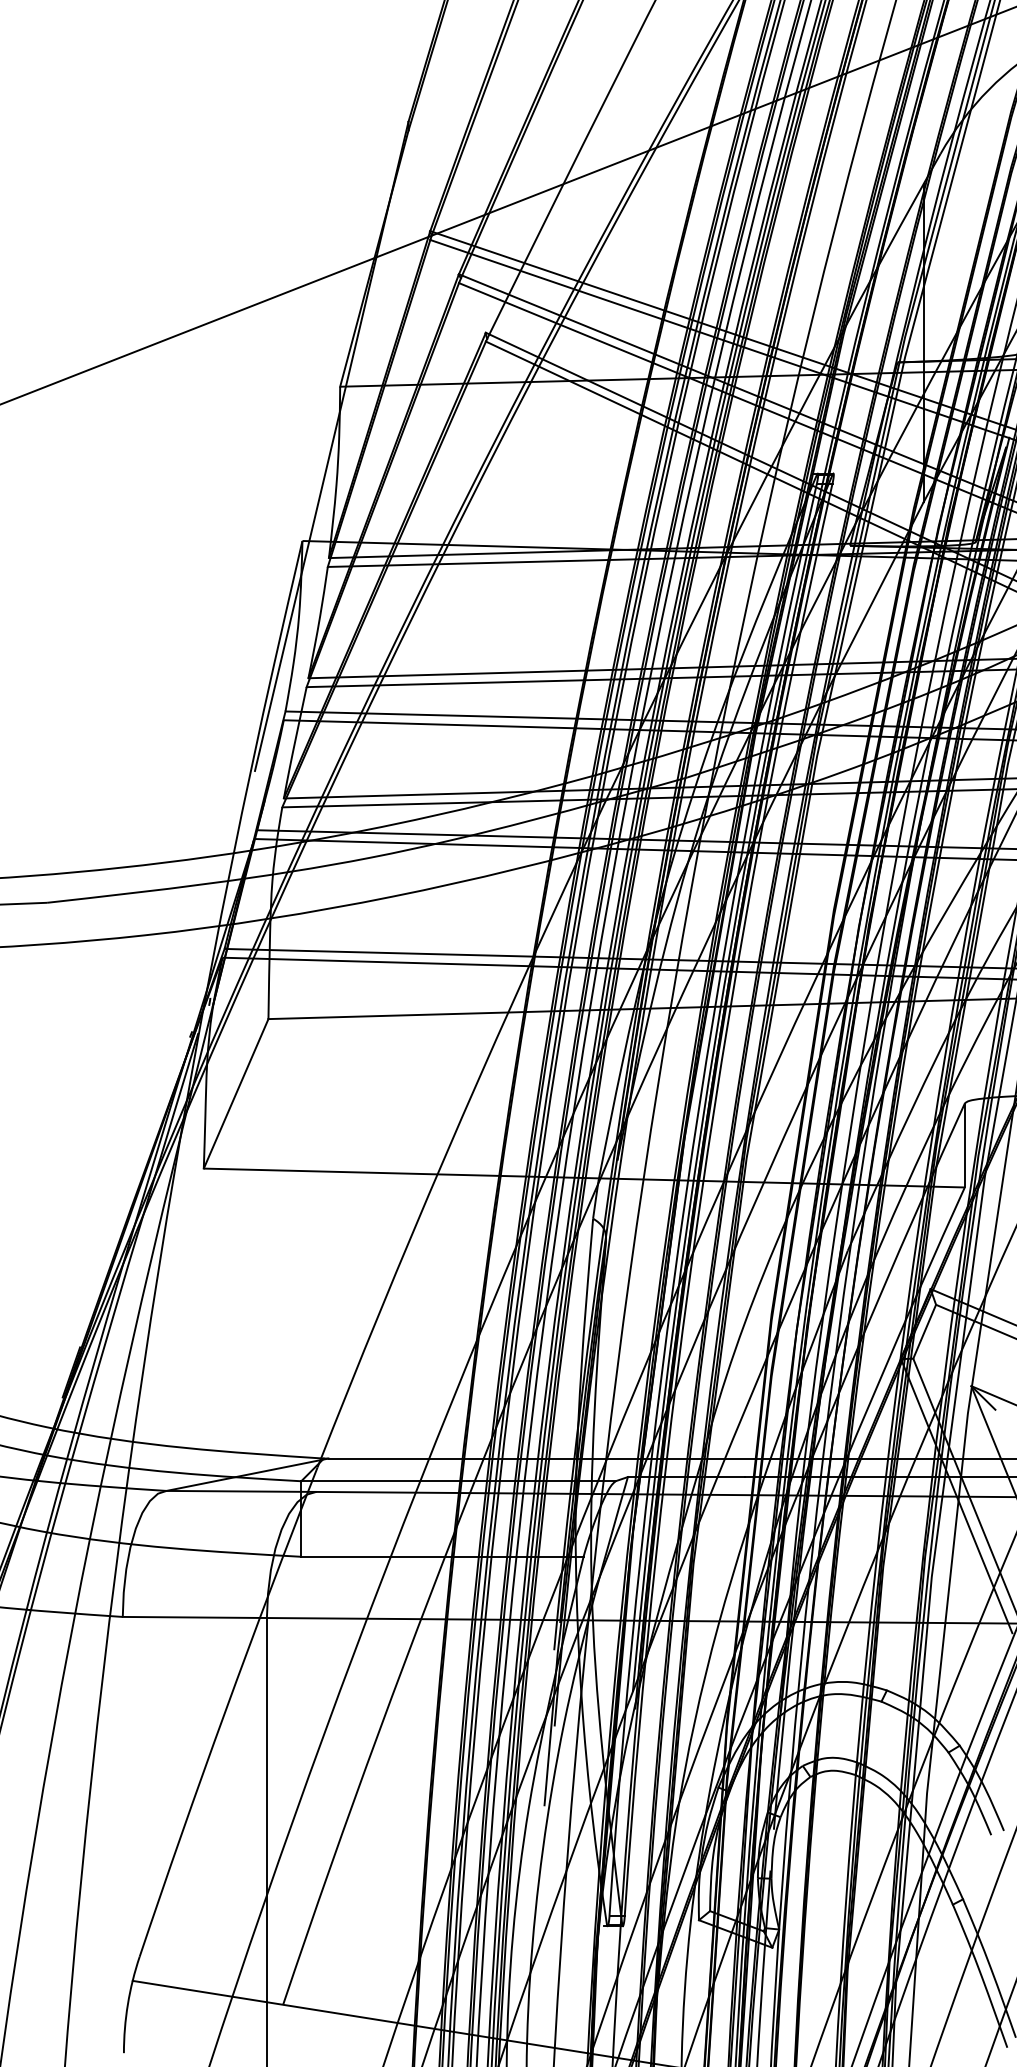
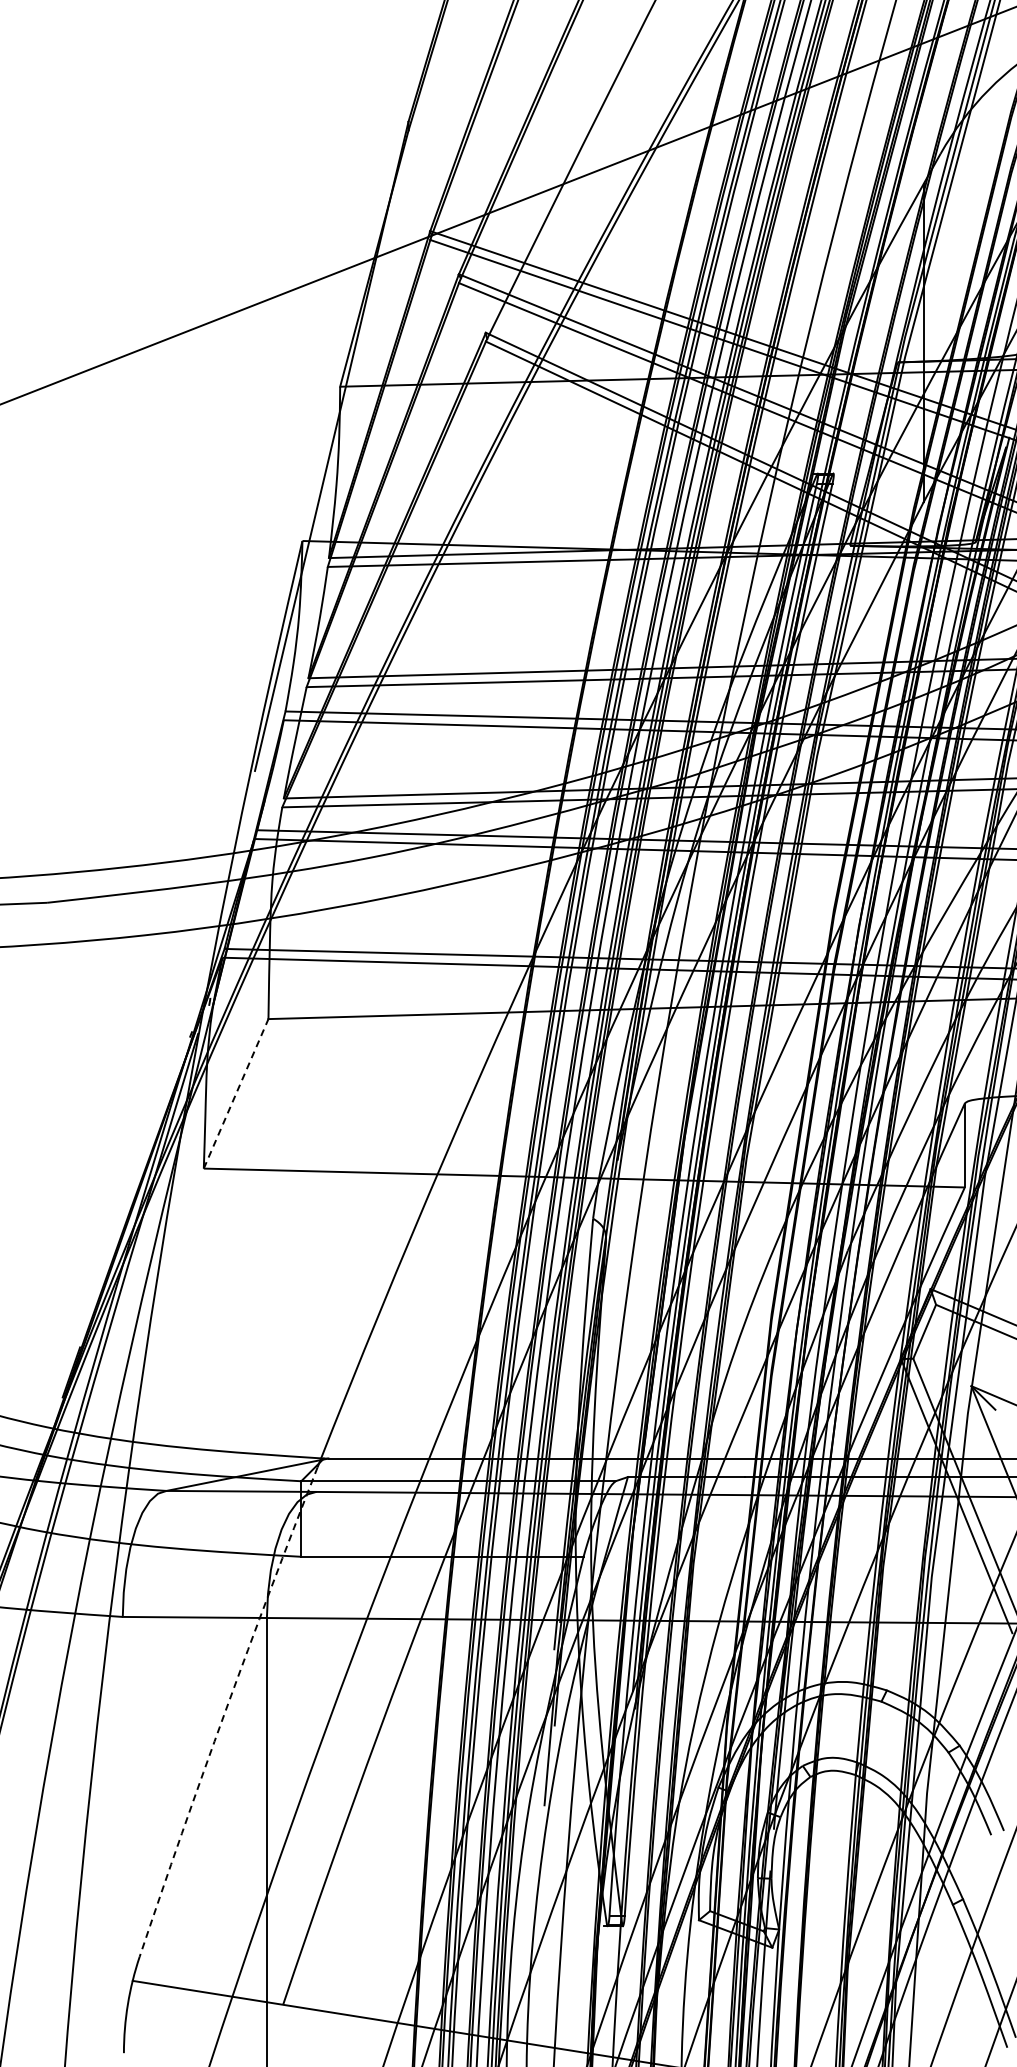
line: solid -> dashed (236, 1093)
arc: solid -> dashed (225, 1710)
